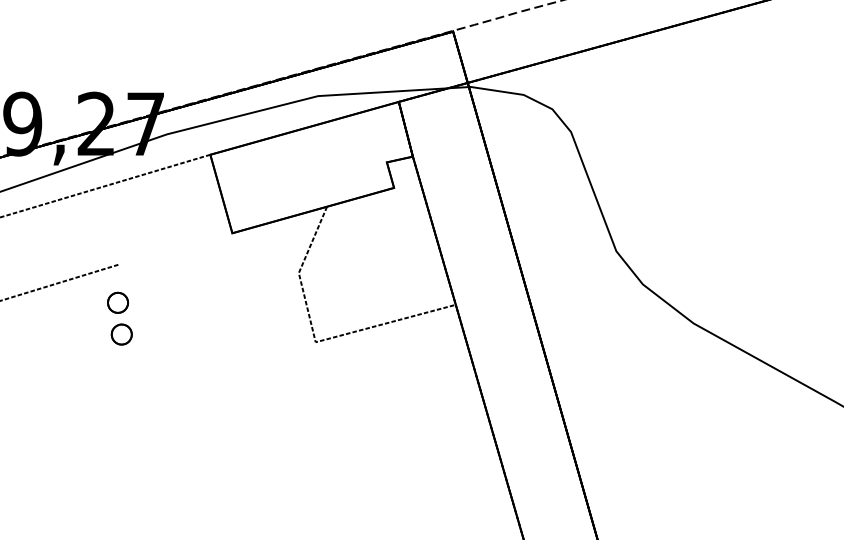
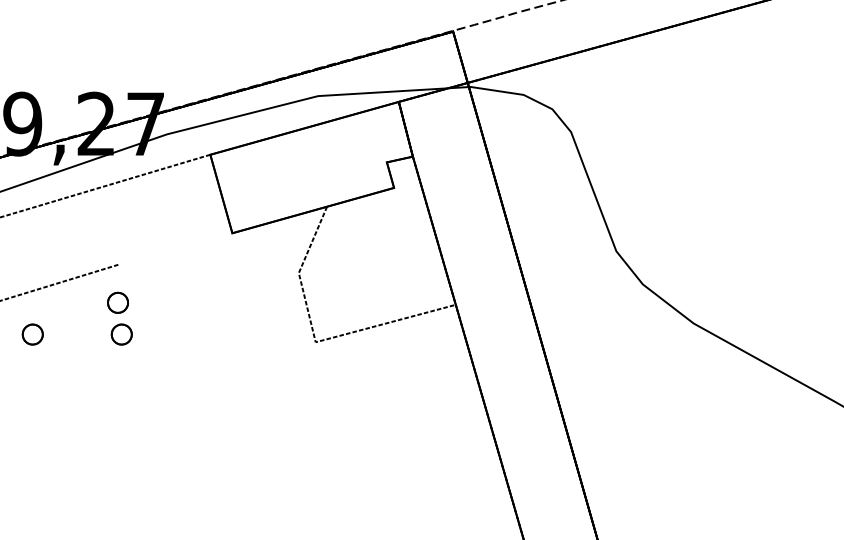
part: none -> present (32, 334)
